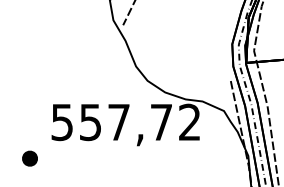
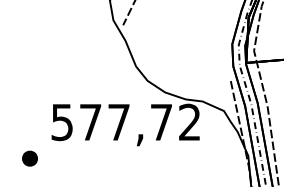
text: 557,72 -> 577,72 (90, 122)
